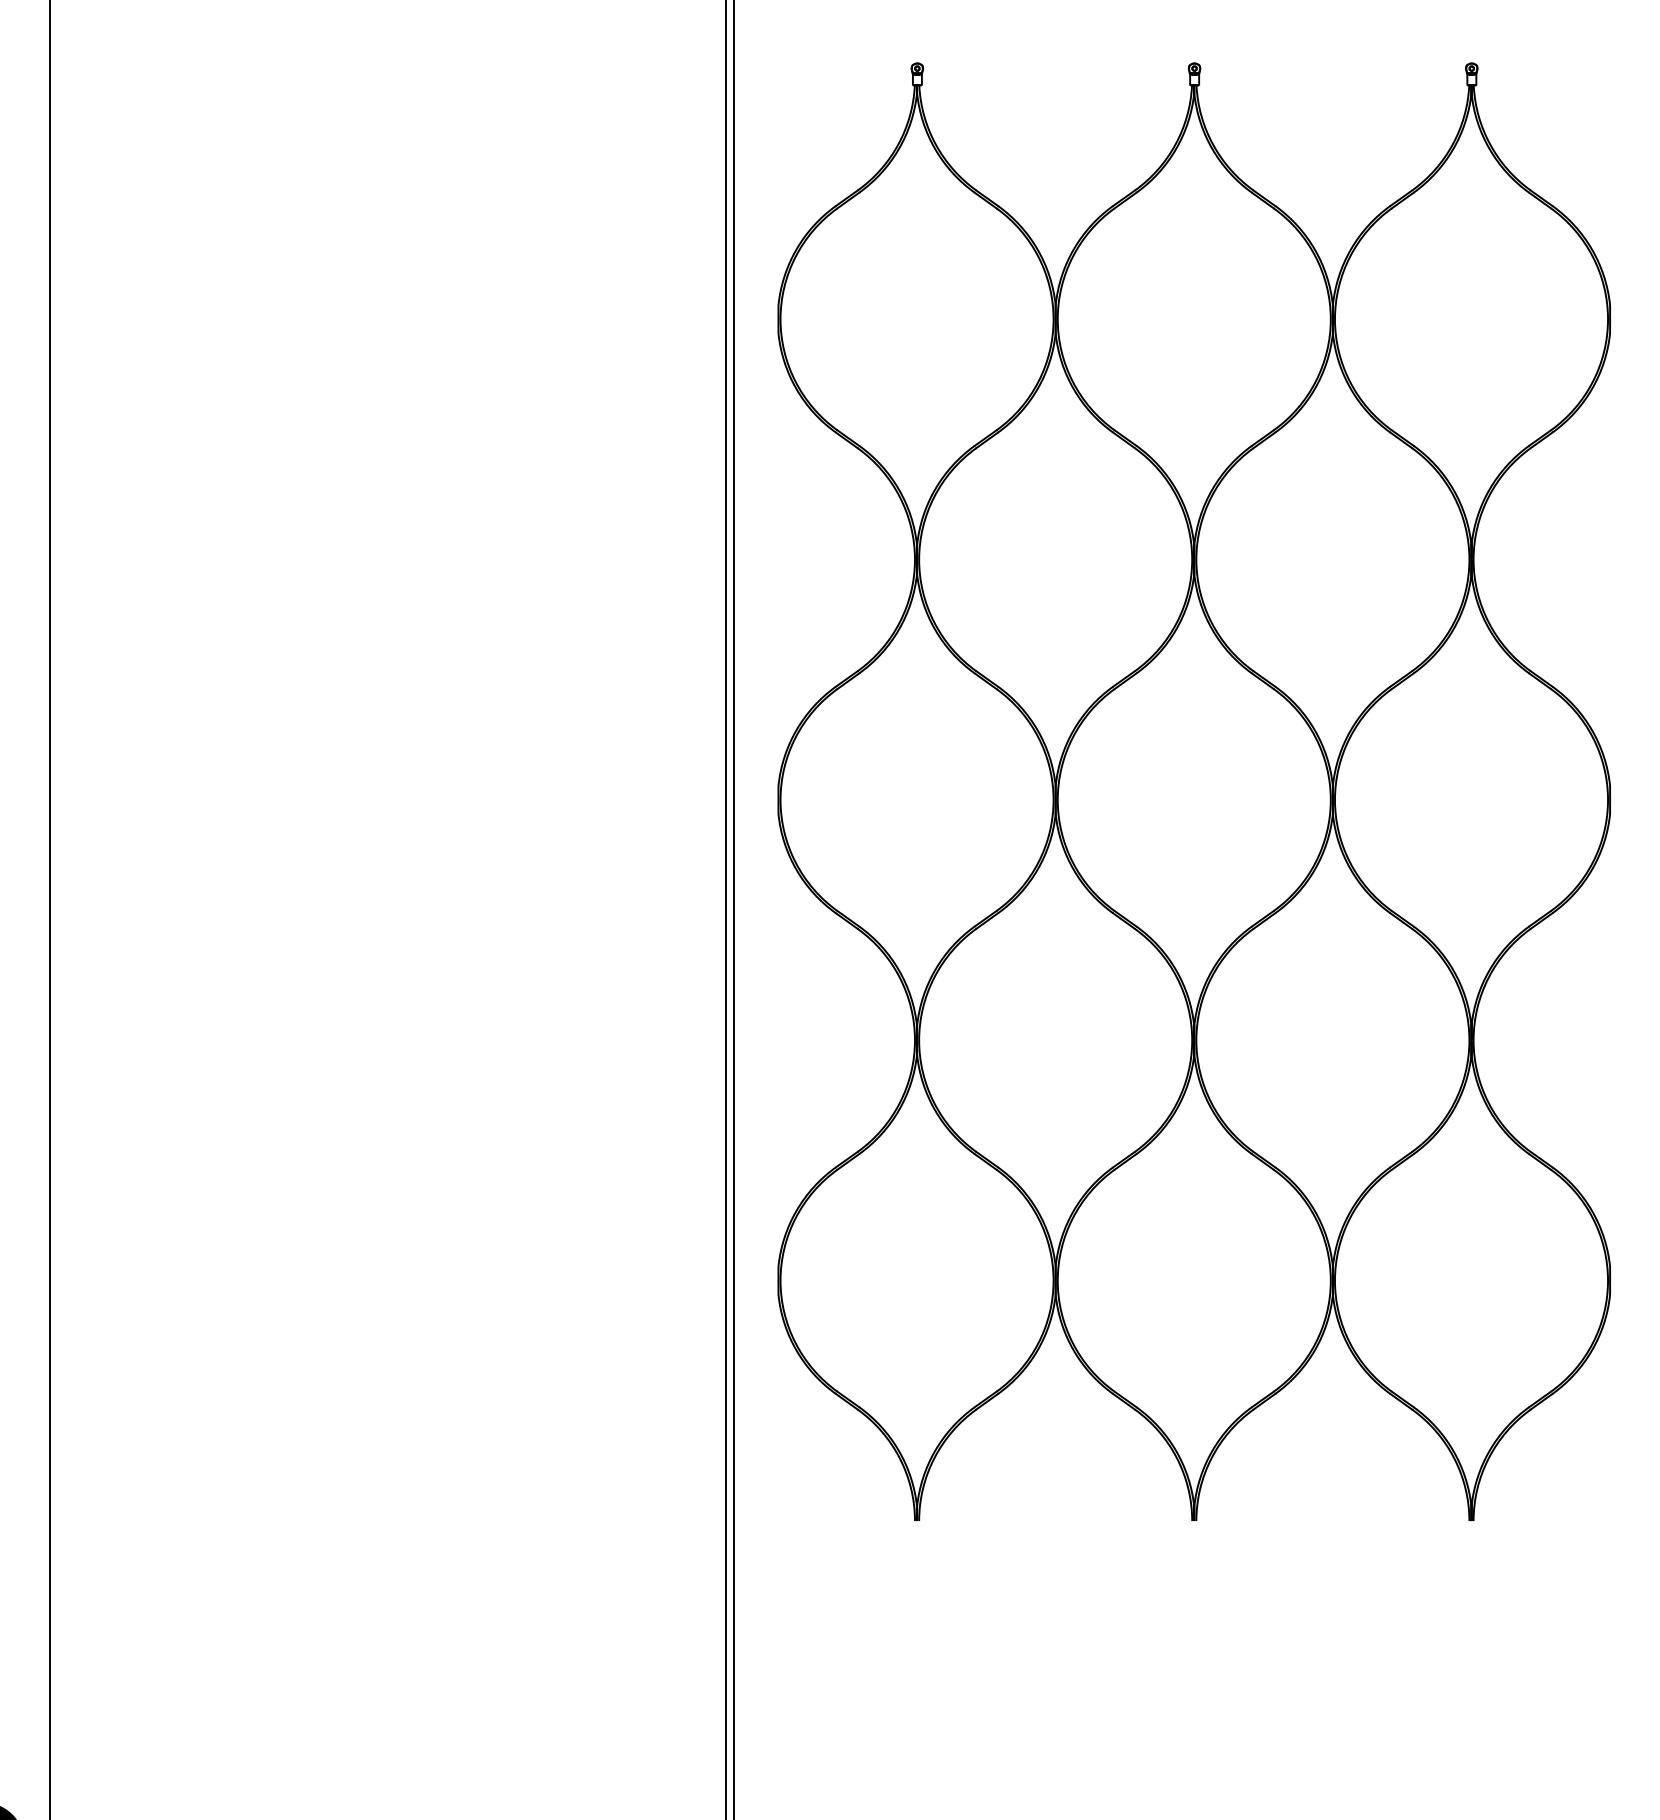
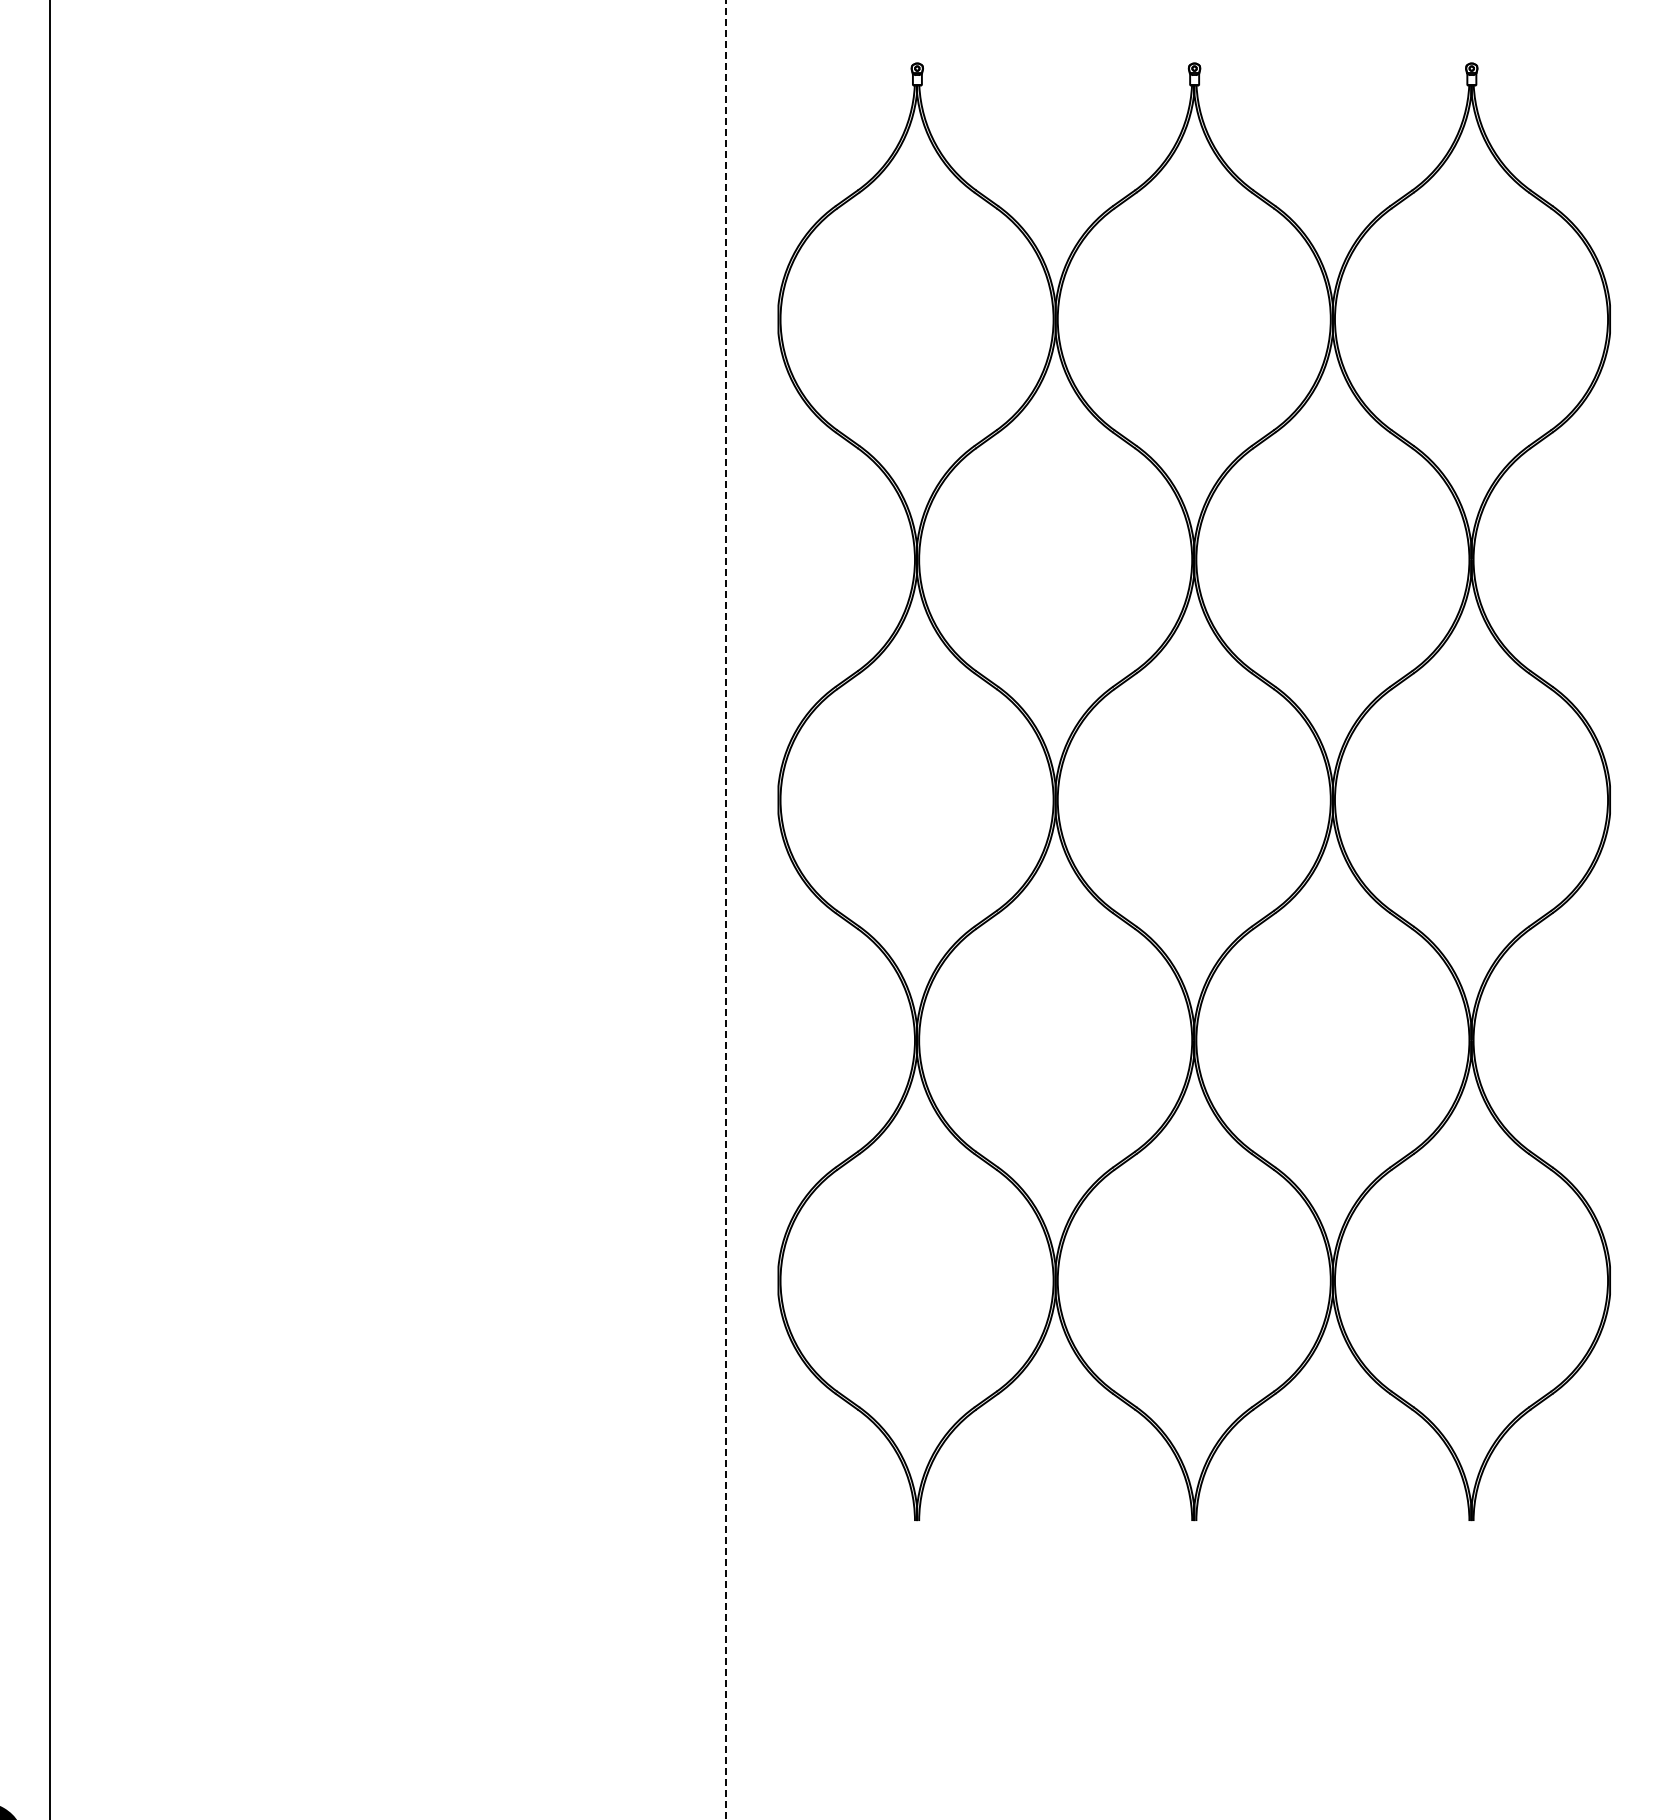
line: solid -> dashed (725, 909)
line: present -> none (733, 909)
